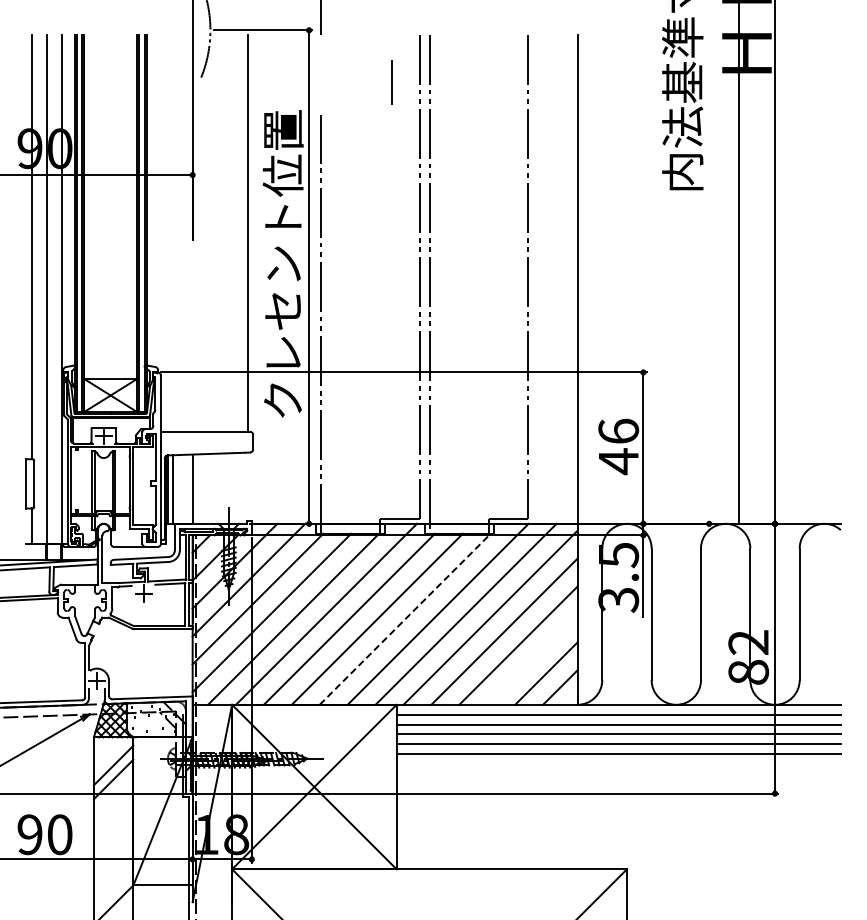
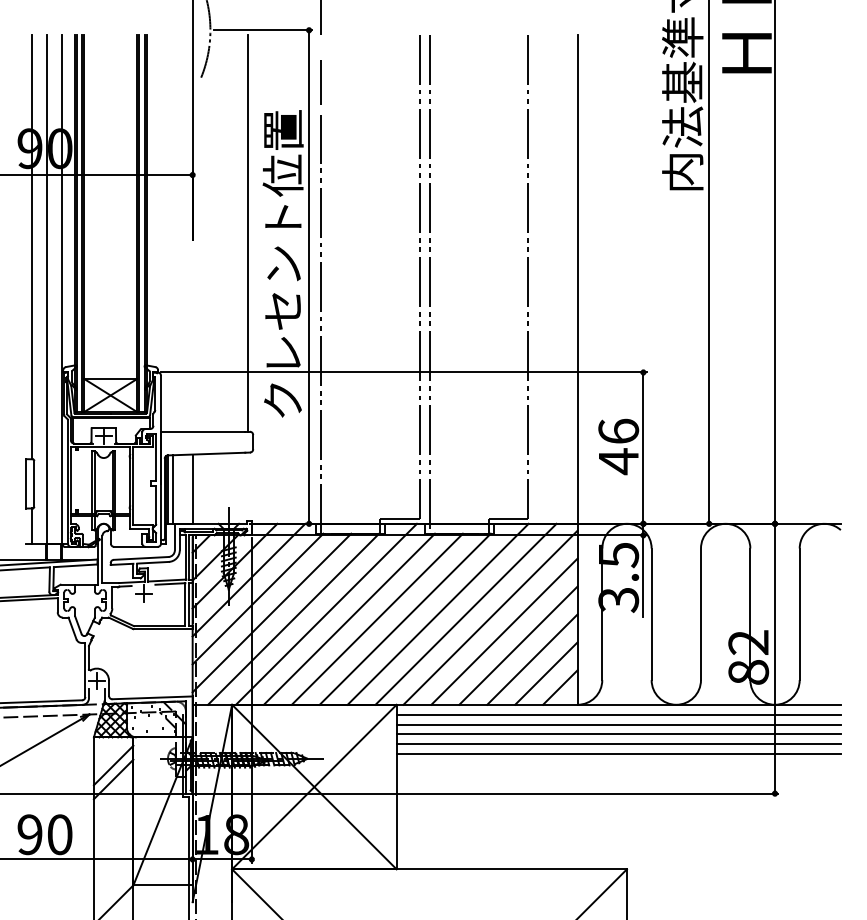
line position: (391, 82) -> (320, 82) (320, 82)
line position: (739, 262) -> (709, 262) (709, 262)
line: dashed -> solid (405, 619)
line: none -> present (532, 659)
